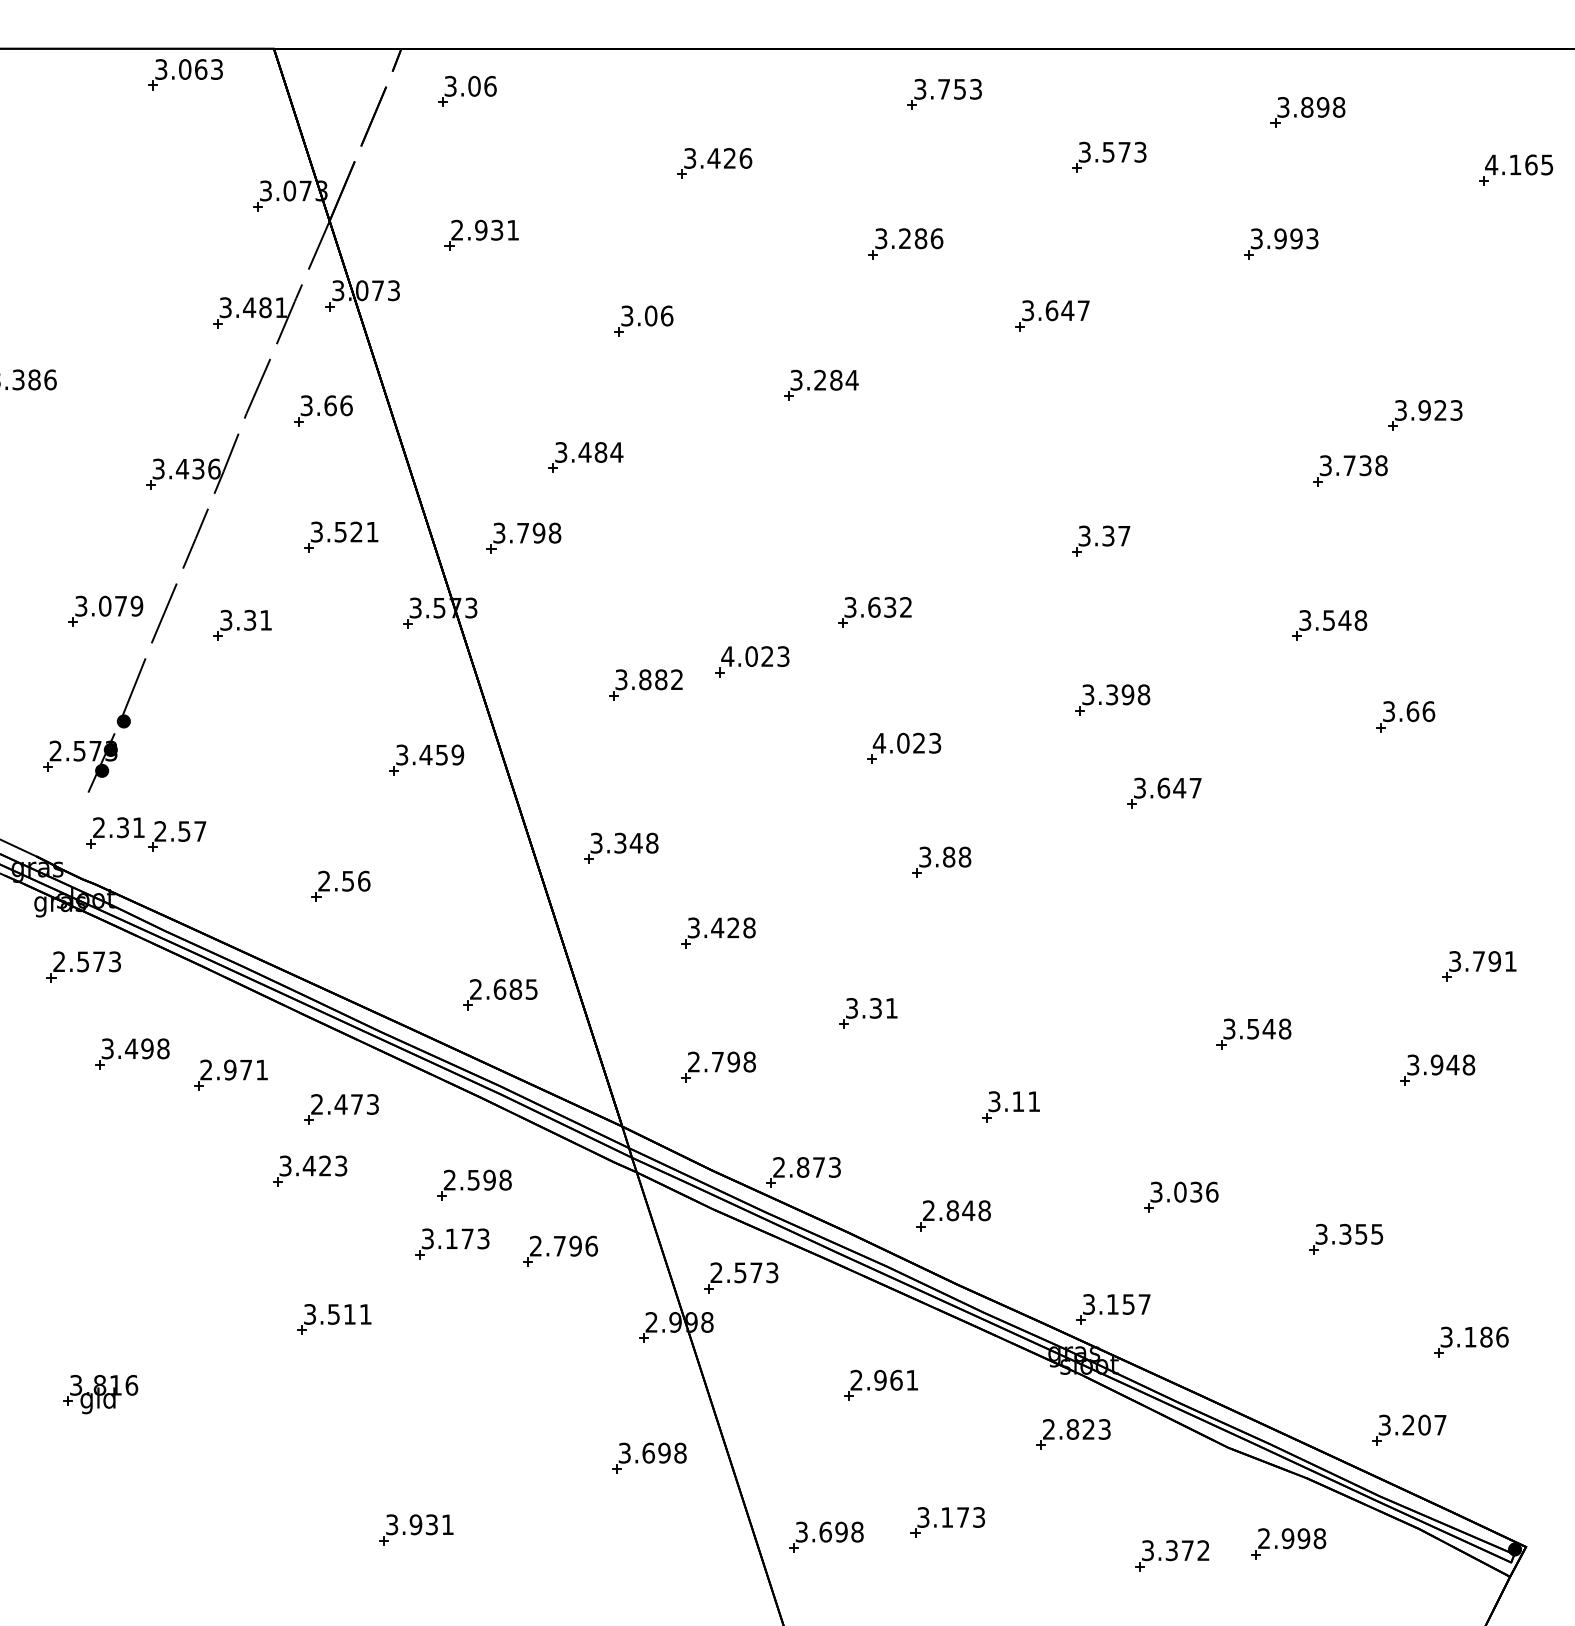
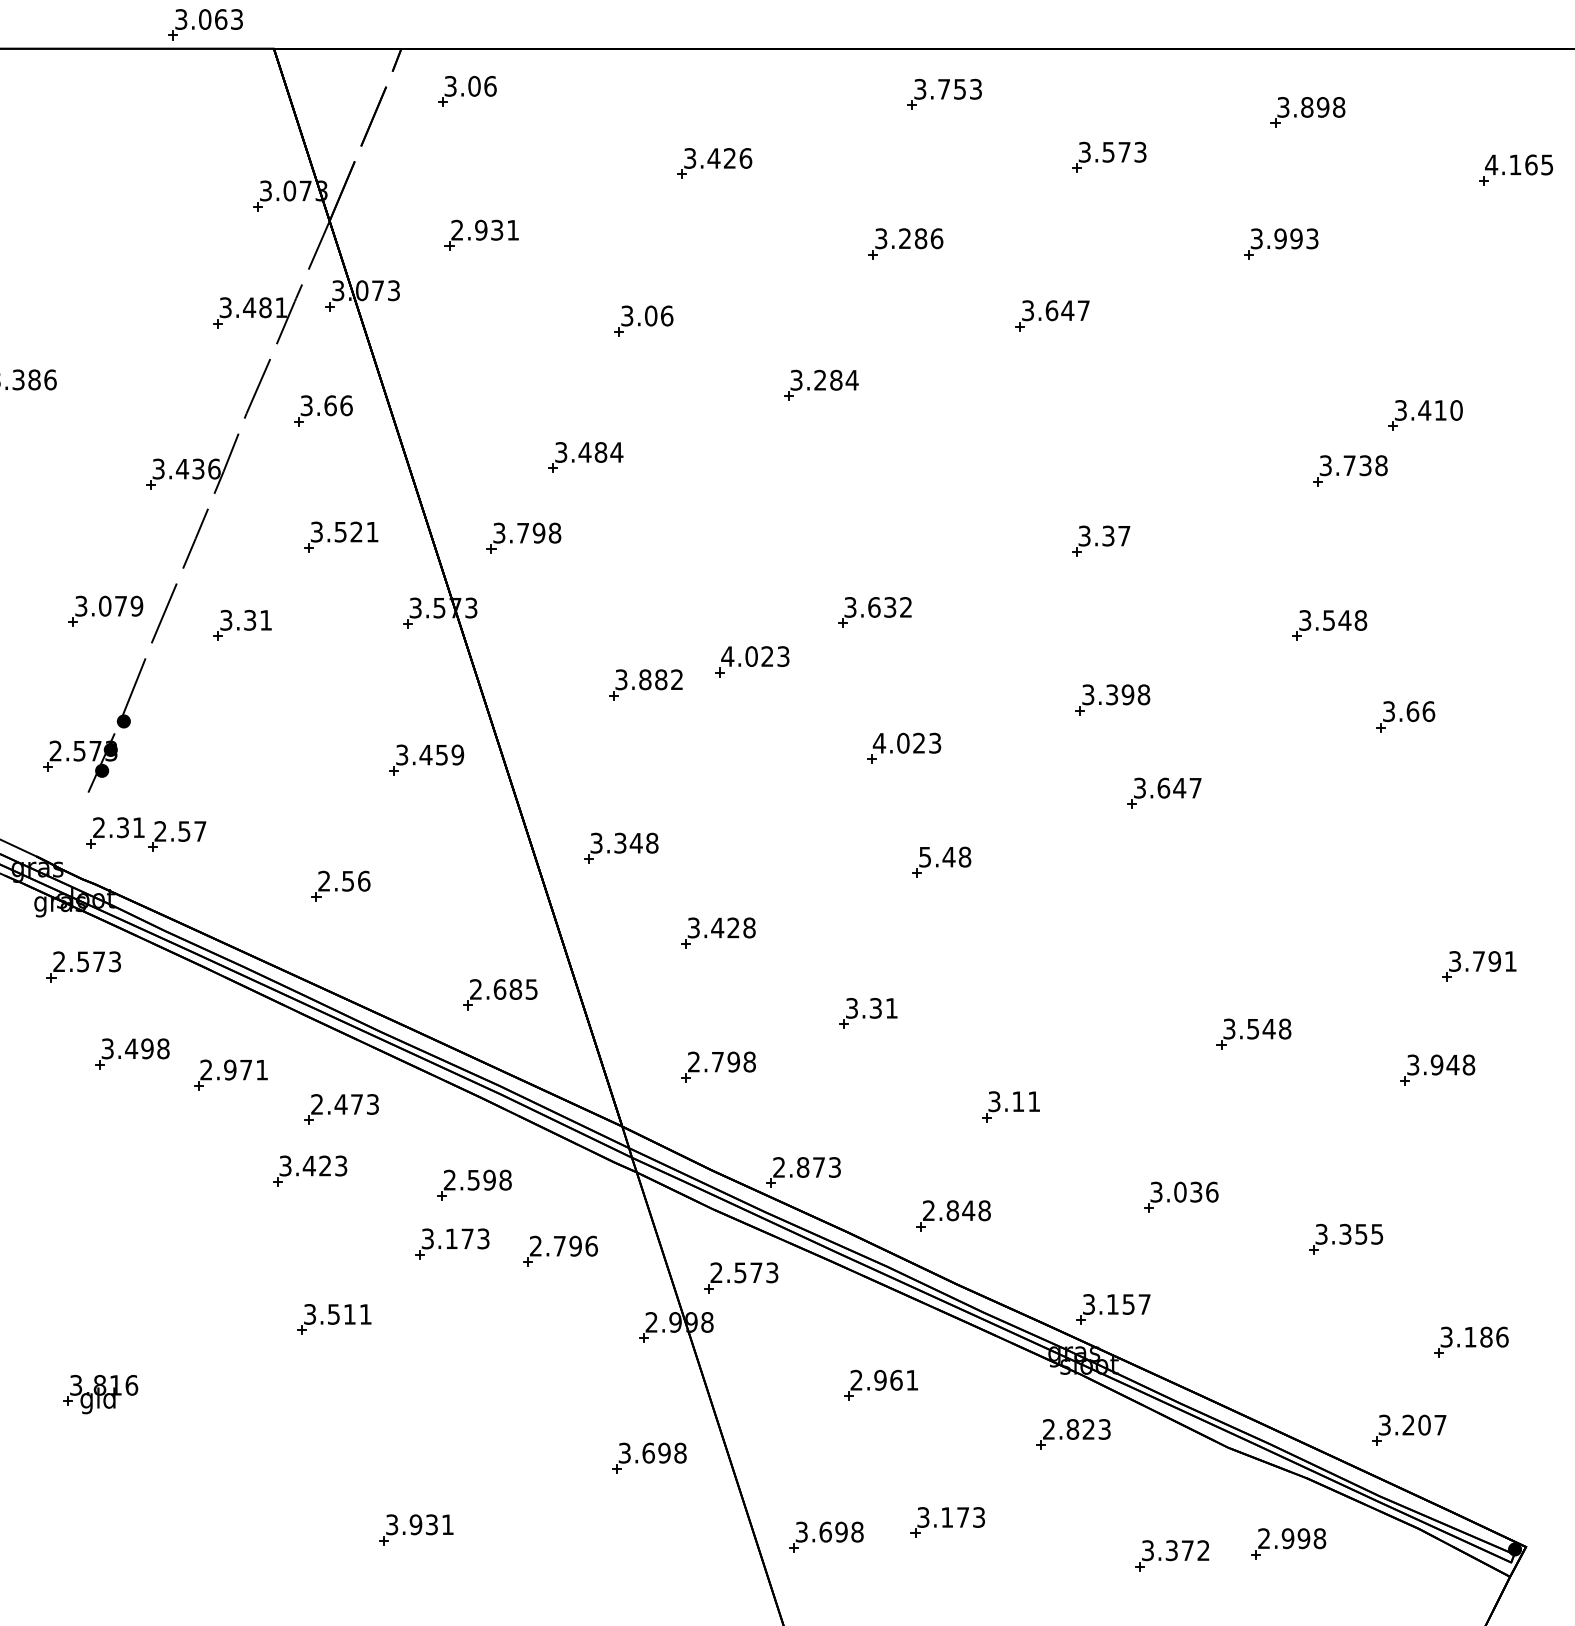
part position: (185, 74) -> (205, 24) (205, 24)
text: 3.923 -> 3.410 (1440, 410)
text: 3.88 -> 5.48 (937, 856)
